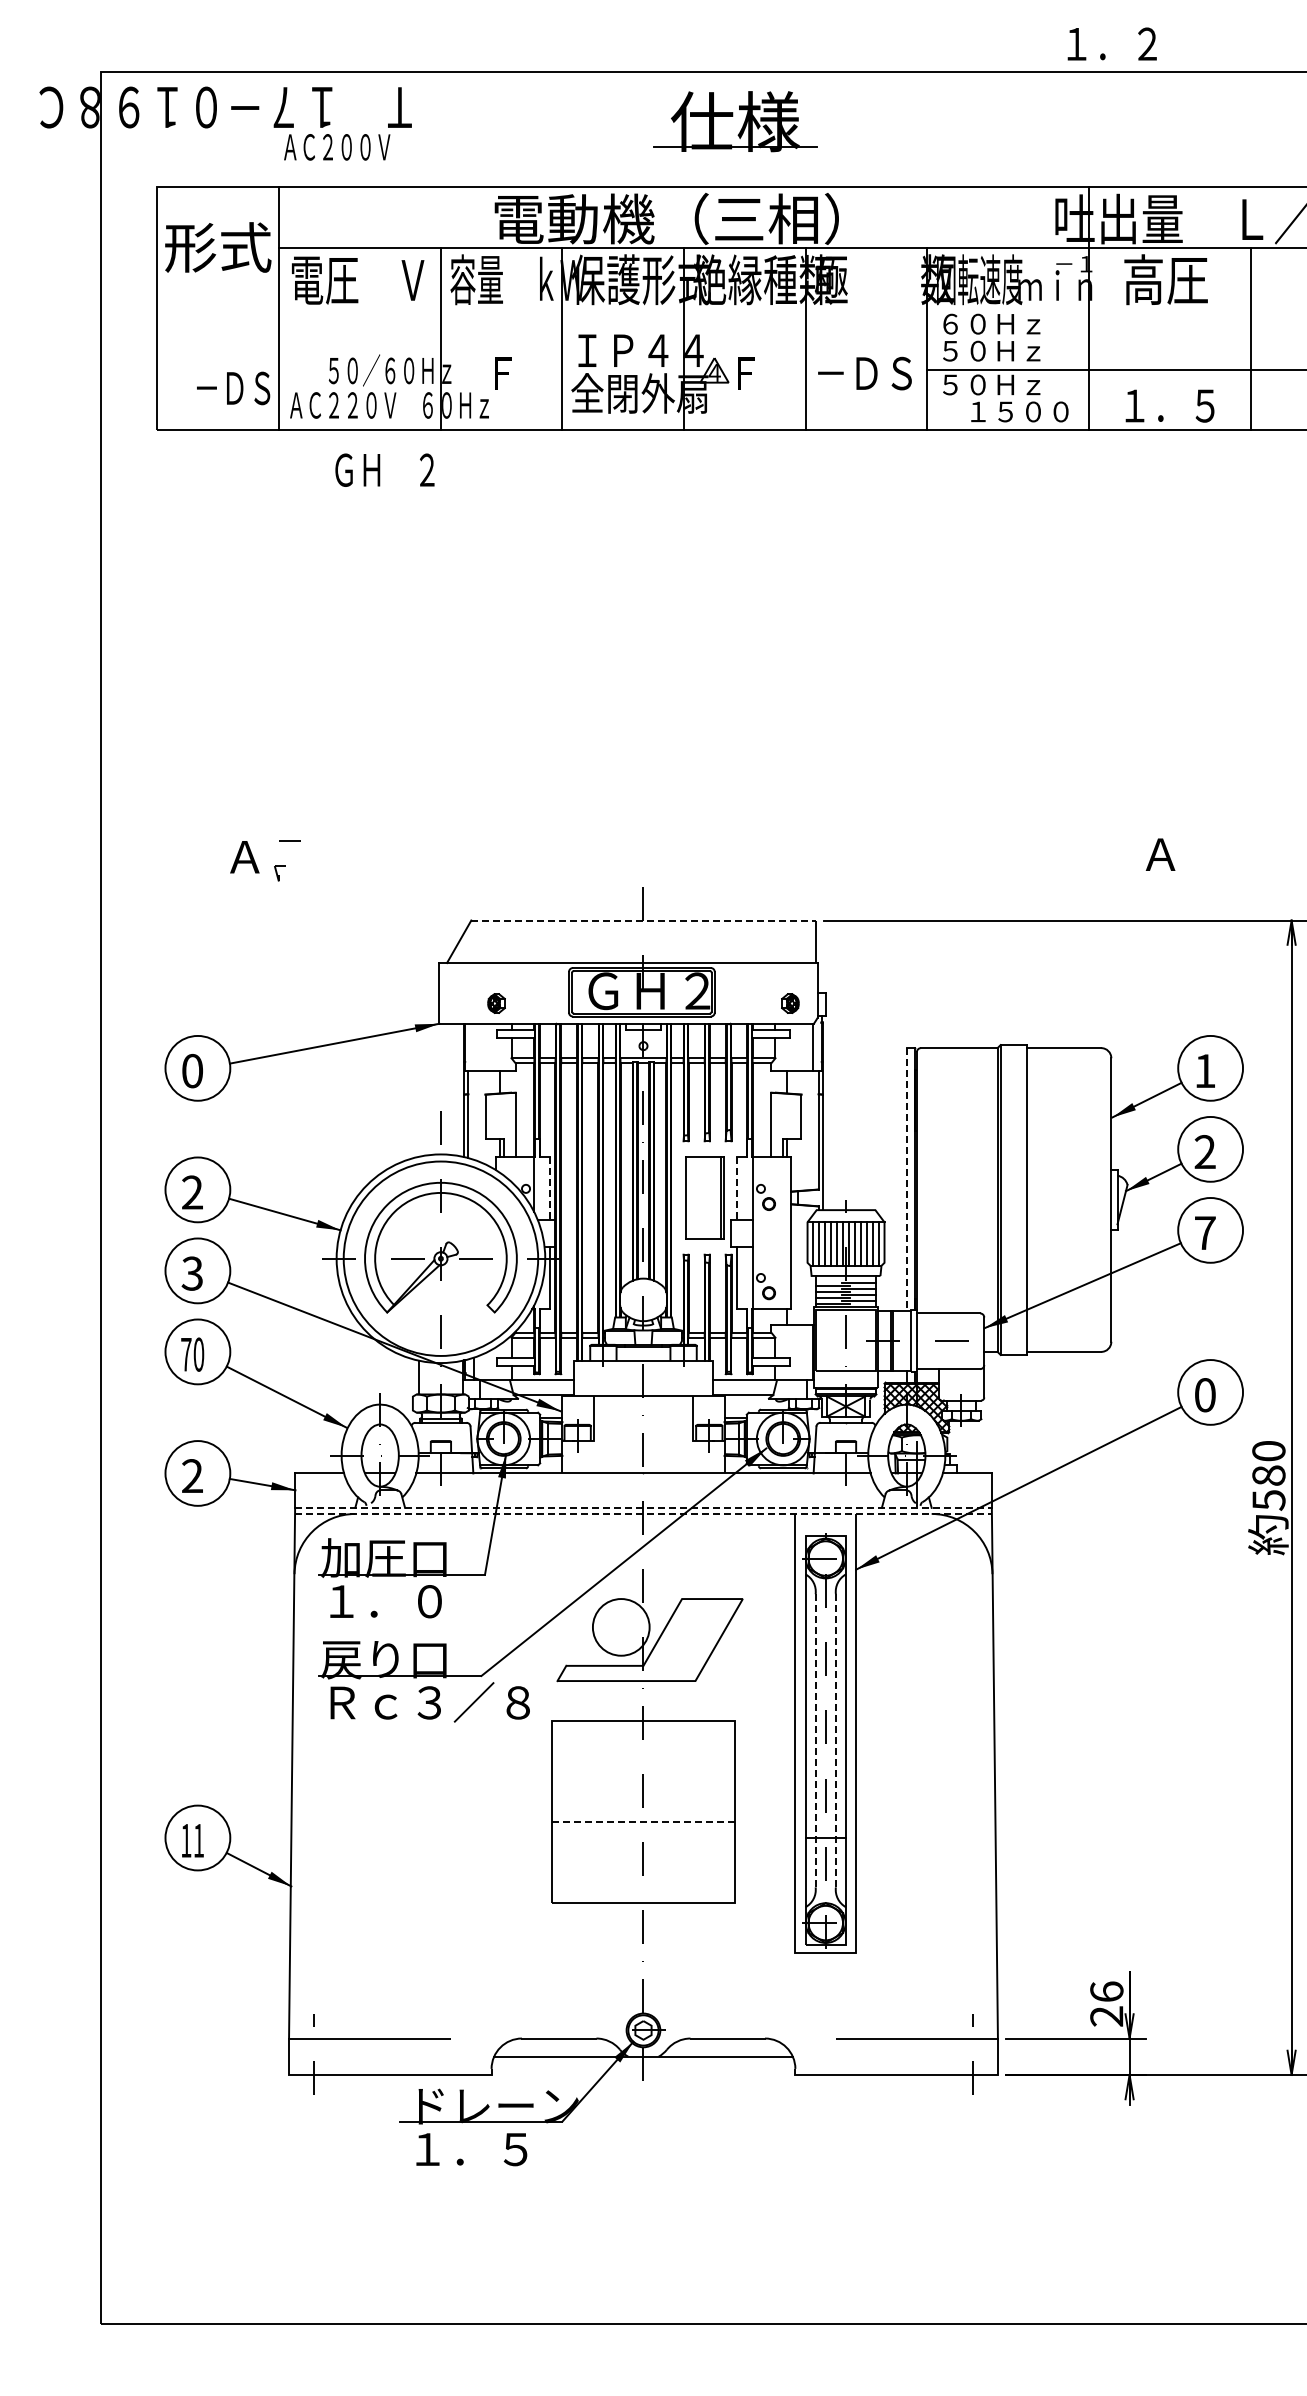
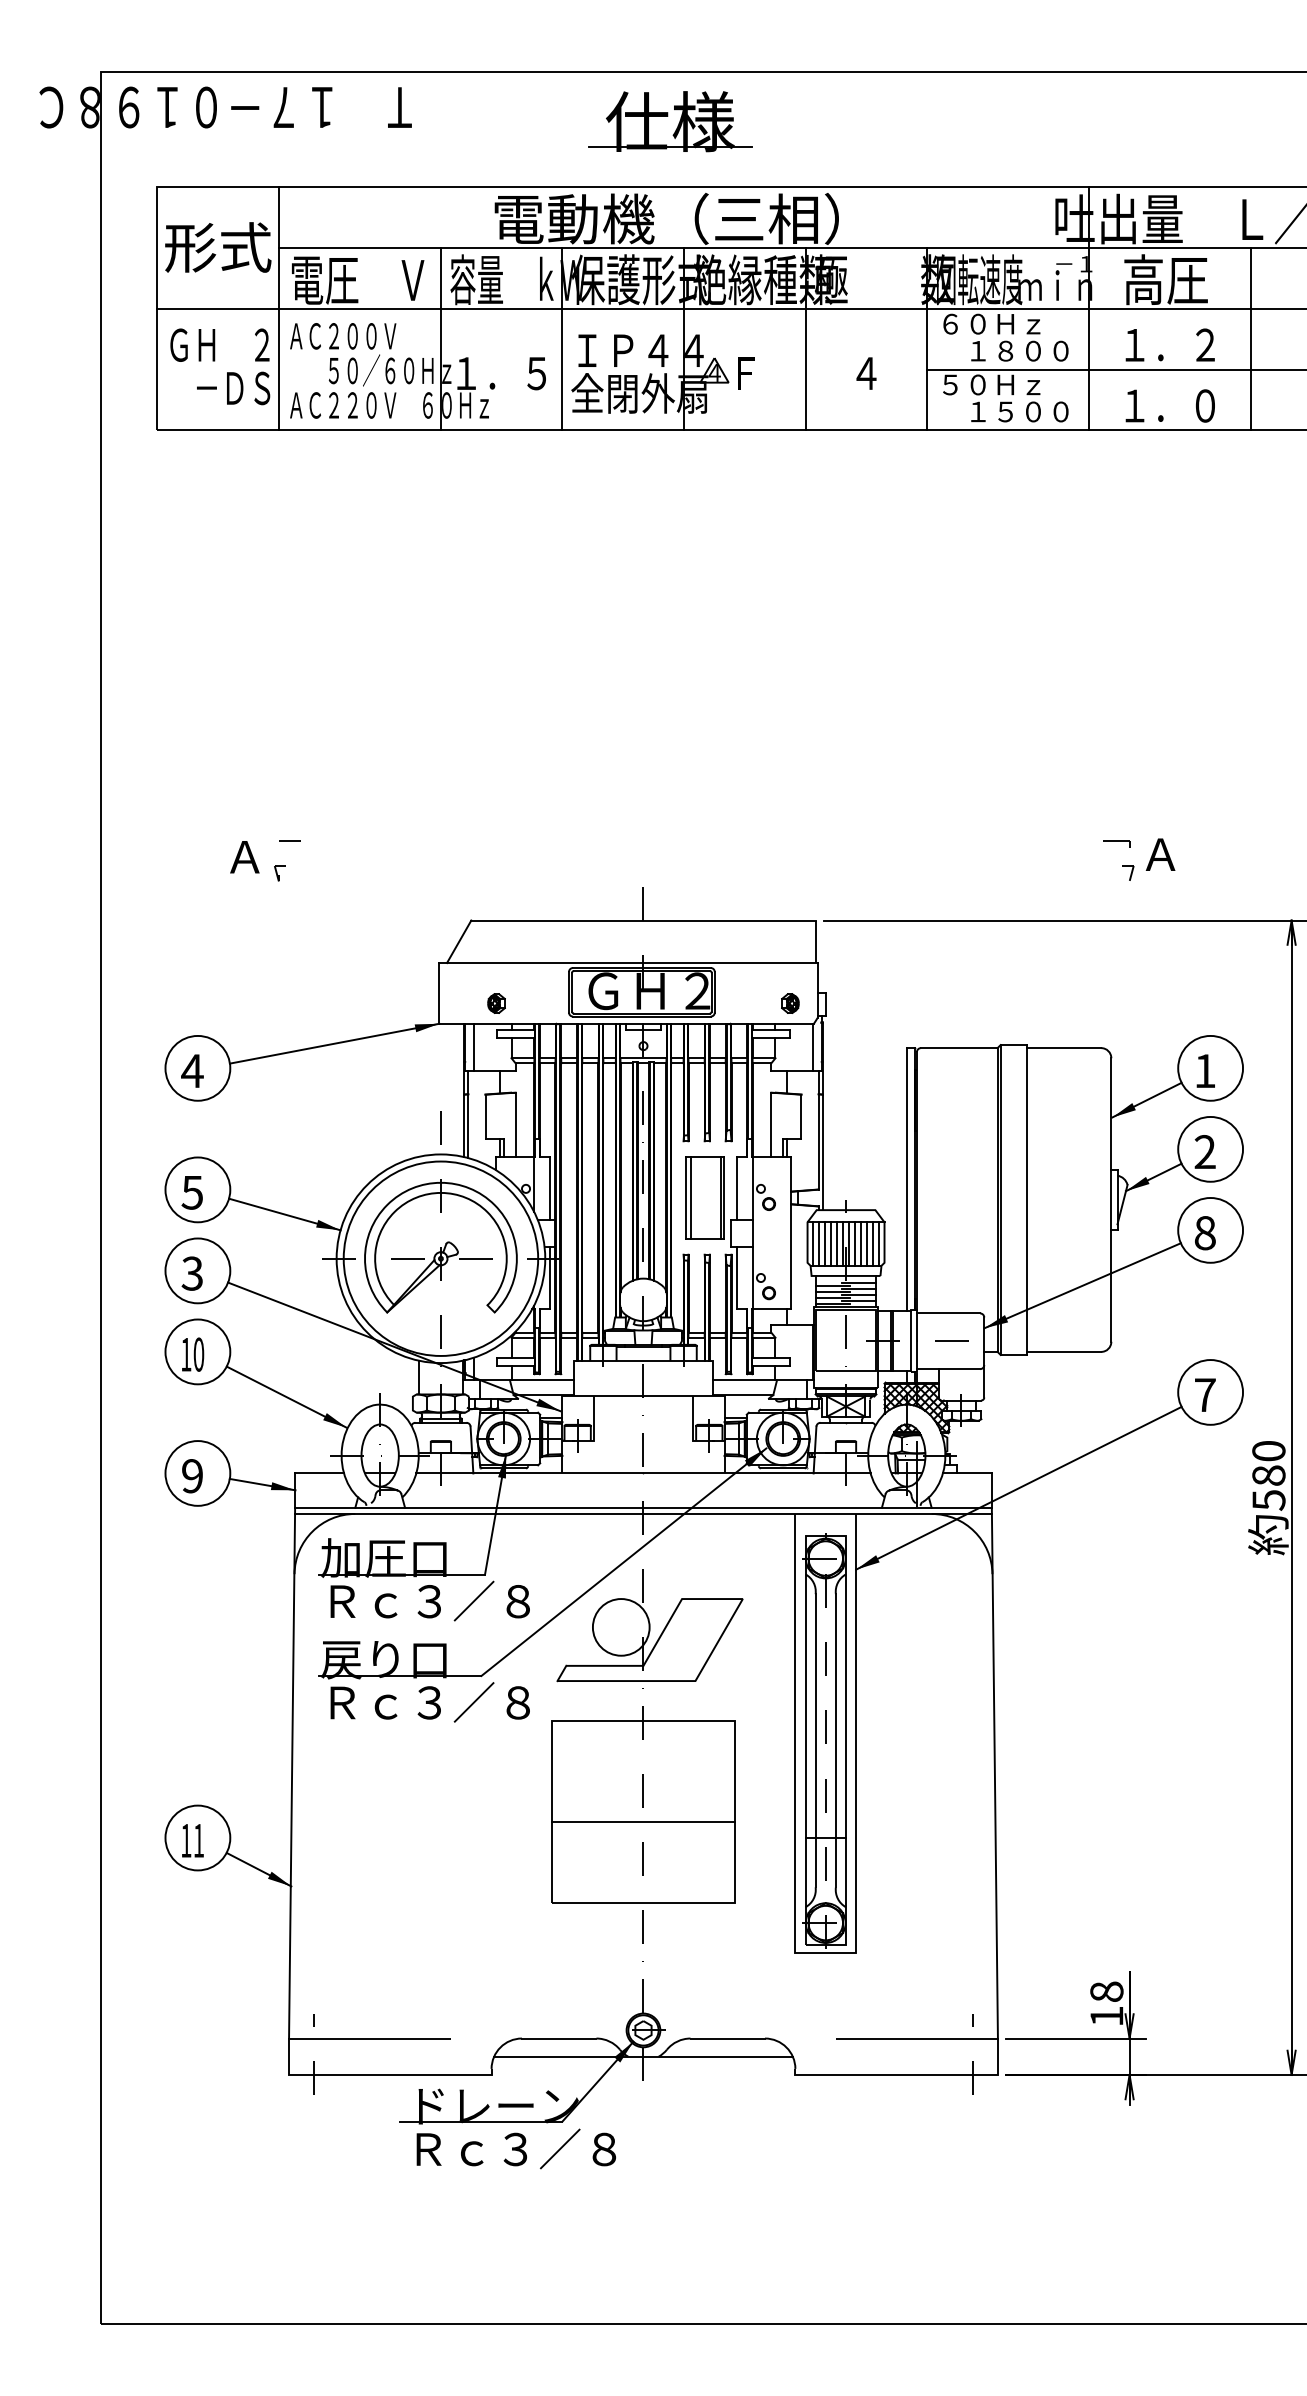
text position: (1111, 43) -> (1169, 344) (1169, 344)
part position: (735, 121) -> (670, 121) (670, 121)
text position: (337, 147) -> (343, 336) (343, 336)
line: none -> present (730, 308)
text: ５０Ｈｚ -> １８００ (1005, 350)
text: Ｆ -> １．５ (501, 373)
text: －ＤＳ -> ４ (864, 373)
text: １．５ -> １．０ (1204, 405)
text position: (384, 469) -> (219, 344) (219, 344)
line: none -> present (1122, 865)
line: dashed -> solid (643, 920)
line: none -> present (474, 1047)
text: 0 -> 4 (192, 1070)
line: dashed -> solid (906, 1179)
line: dashed -> solid (550, 1189)
line: dashed -> solid (736, 1189)
text: 2 -> 5 (191, 1192)
line: none -> present (690, 1197)
text: 7 -> 8 (1204, 1233)
text: 70 -> 10 (186, 1354)
text: 0 -> 7 (1205, 1395)
text: 2 -> 9 (192, 1476)
line: dashed -> solid (643, 1507)
line: dashed -> solid (643, 1513)
text: １．０ -> Ｒｃ３／８ (429, 1600)
line: dashed -> solid (815, 1740)
line: dashed -> solid (835, 1740)
line: dashed -> solid (642, 1821)
text: 26 -> 18 (1106, 2003)
text: １．５ -> Ｒｃ３／８ (516, 2148)
